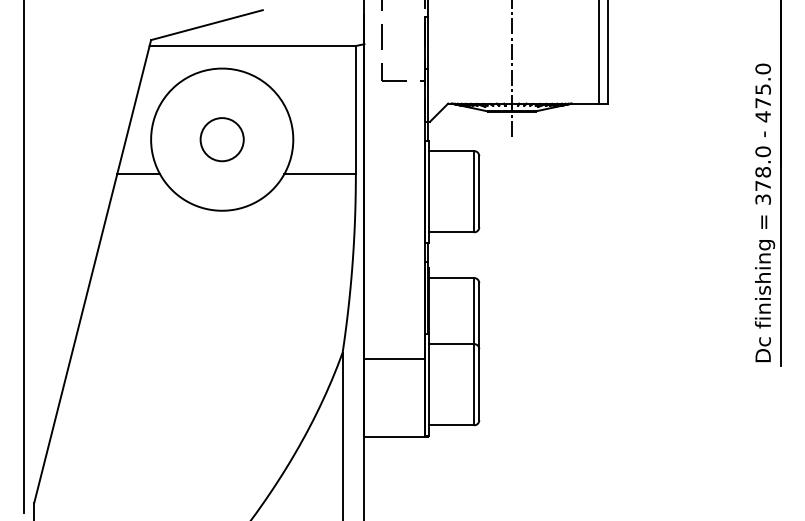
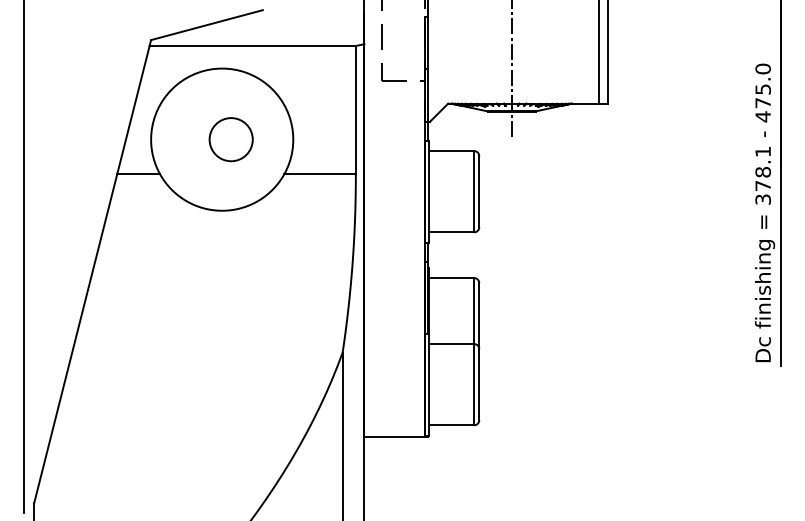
circle position: (221, 139) -> (230, 139) (230, 139)
text: 378.0 -> 378.1 (762, 151)
line: present -> none (394, 359)
